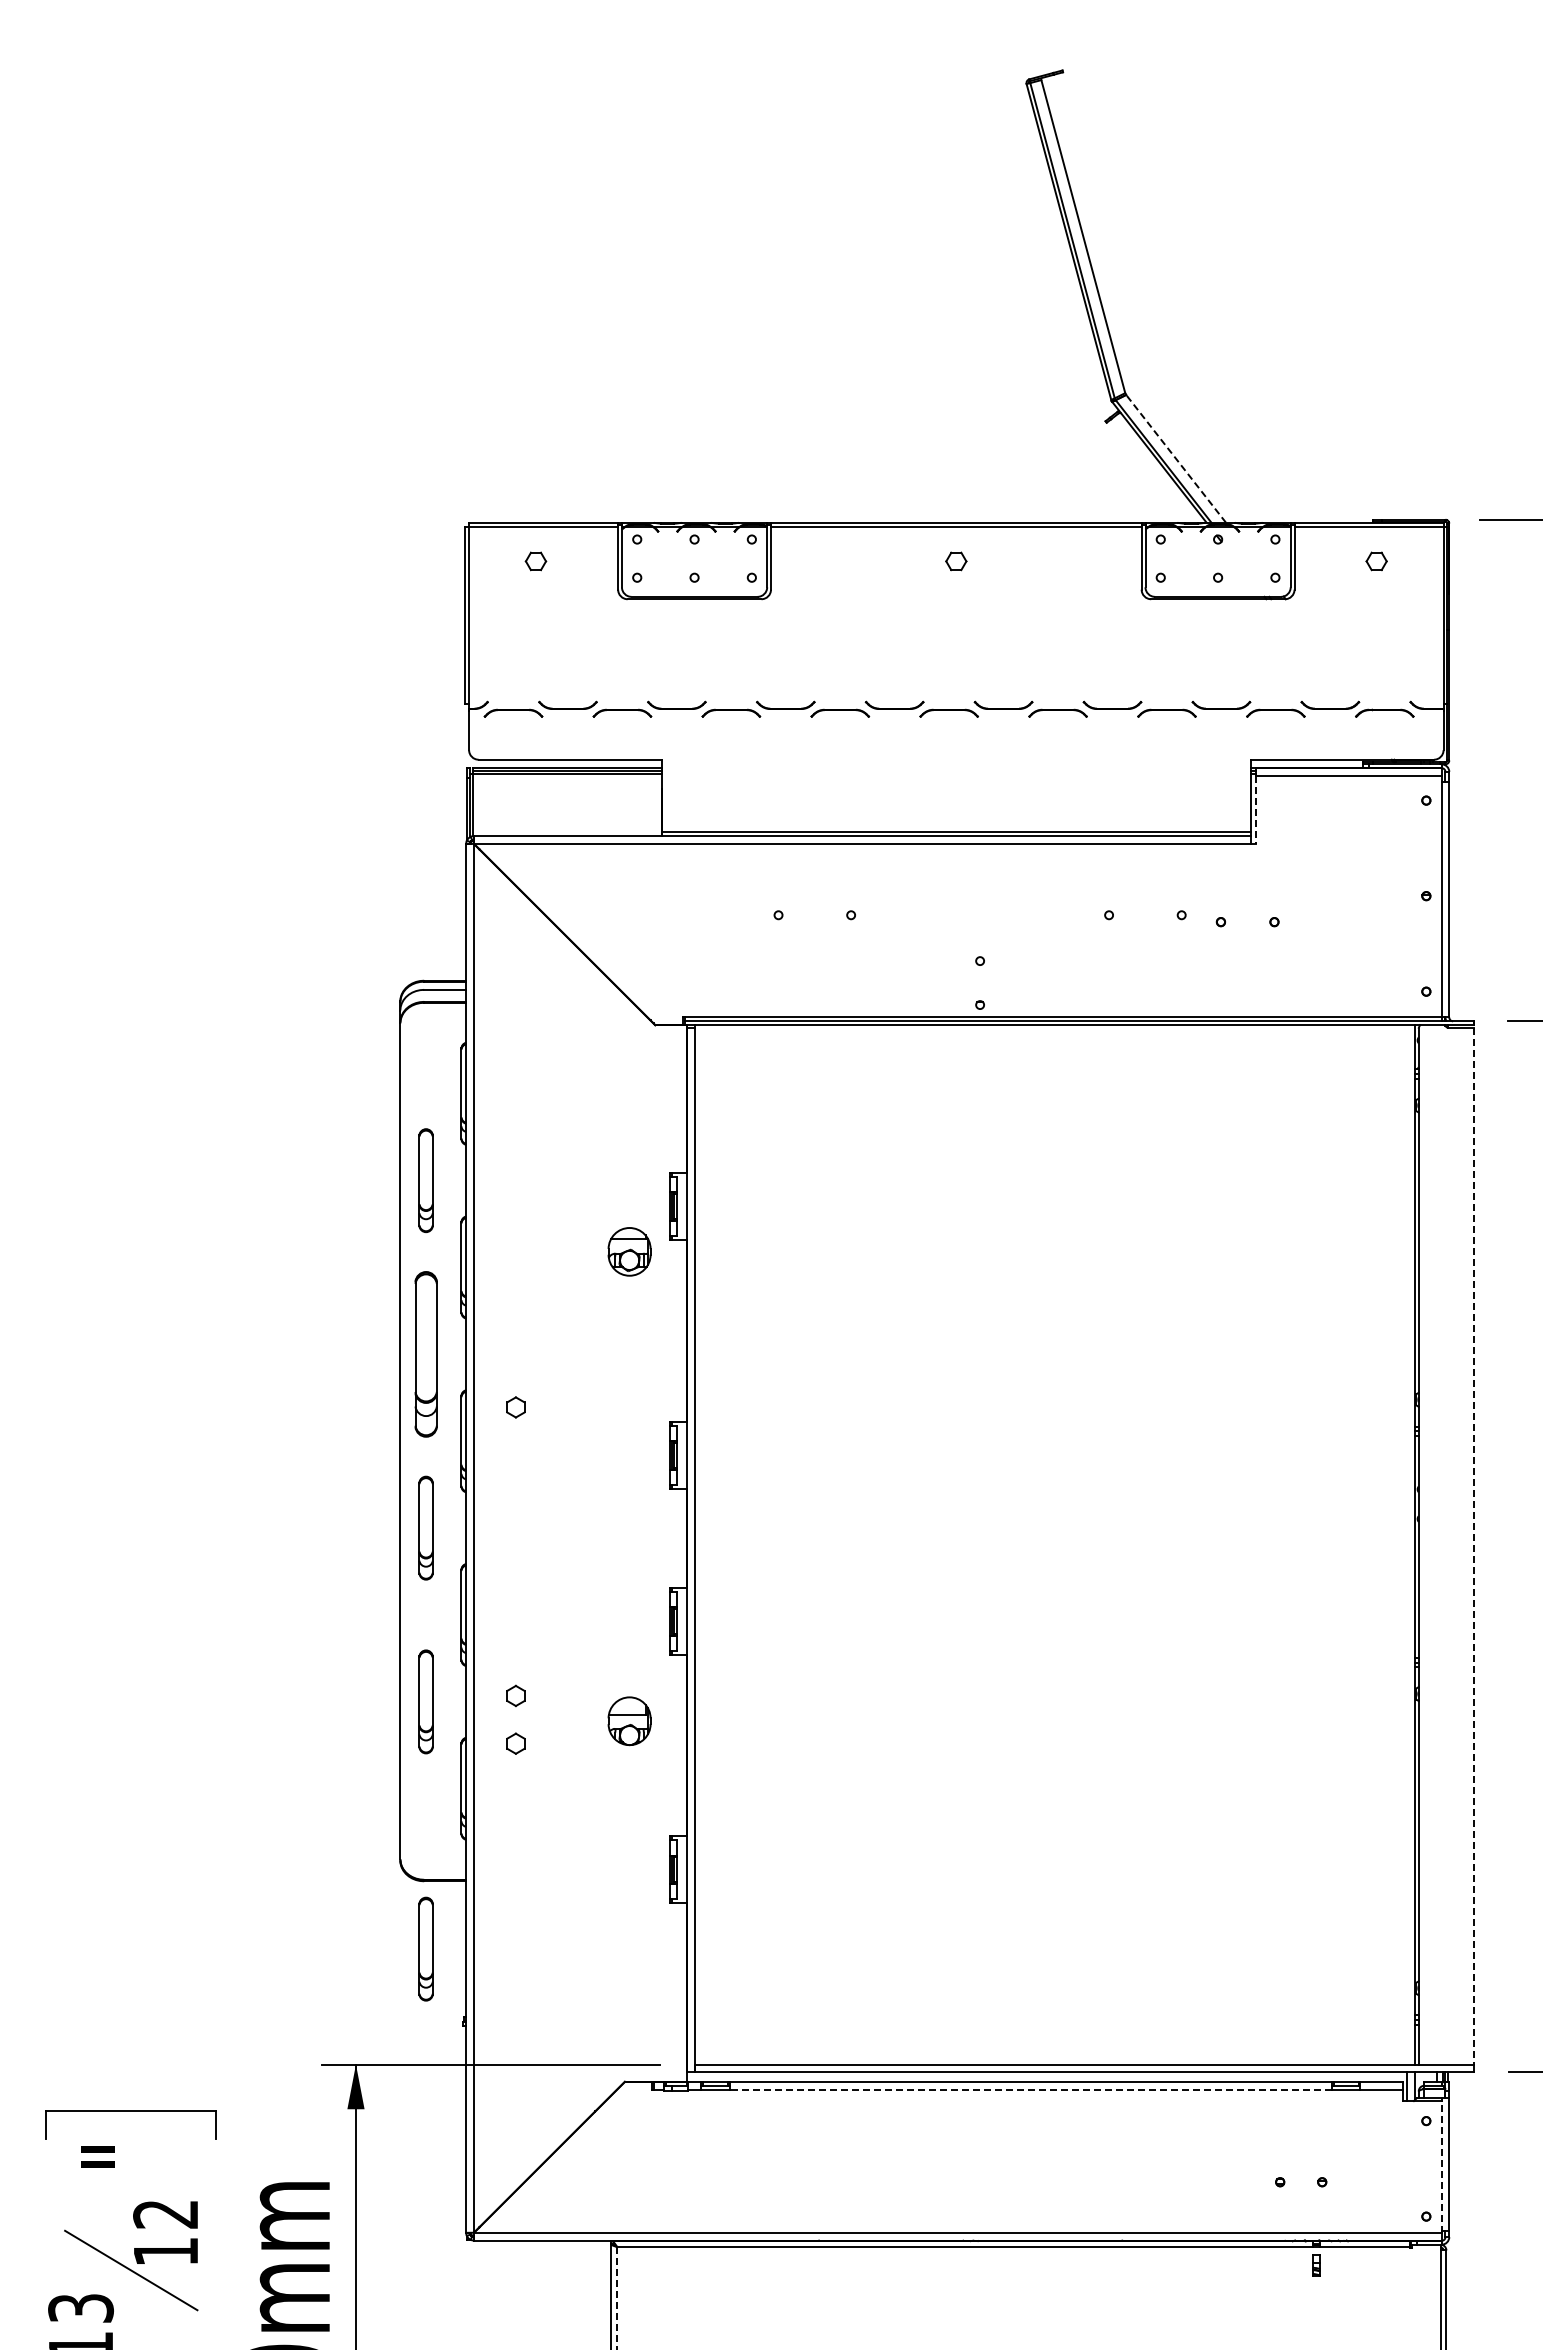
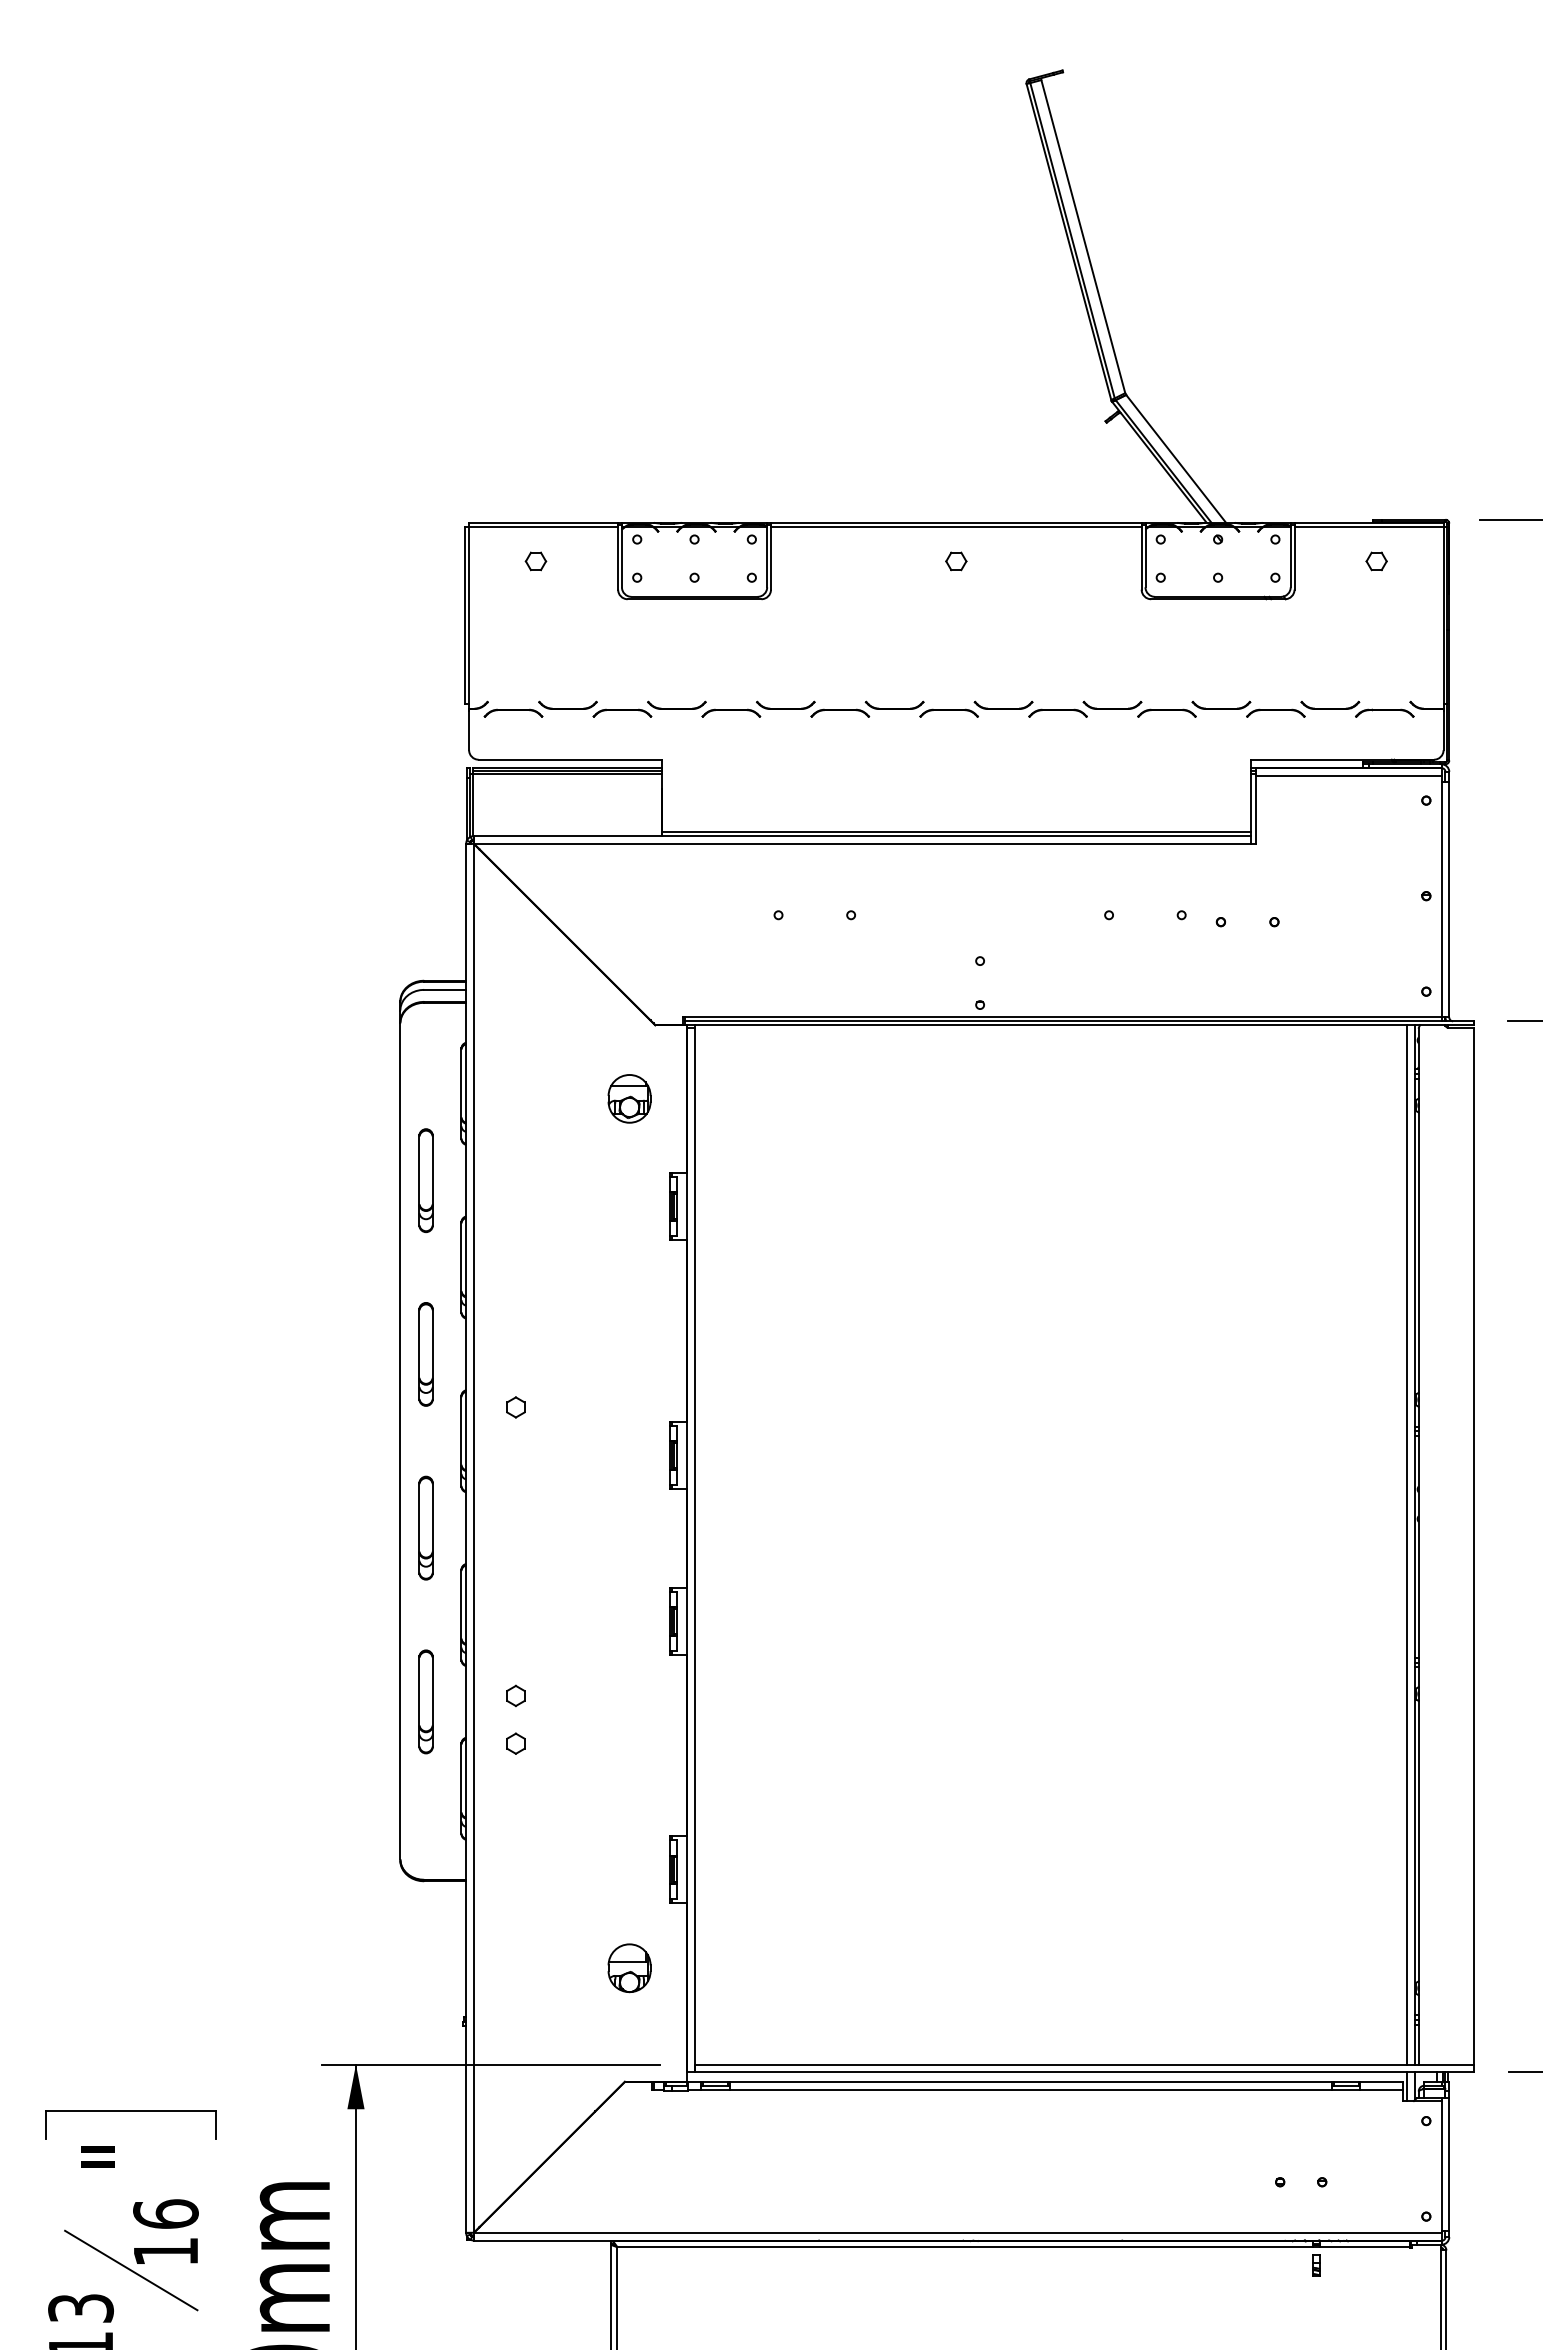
line: dashed -> solid (1175, 458)
line: dashed -> solid (1256, 809)
part position: (629, 1251) -> (629, 1098) (629, 1098)
part size: 24x167 px -> 16x105 px (425, 1354)
line: none -> present (1407, 1544)
line: dashed -> solid (1474, 1546)
part position: (629, 1721) -> (629, 1968) (629, 1968)
part: present -> none (425, 1948)
line: dashed -> solid (1030, 2089)
line: dashed -> solid (1441, 2166)
text: 12 -> 16 (165, 2213)
line: dashed -> solid (617, 2298)
